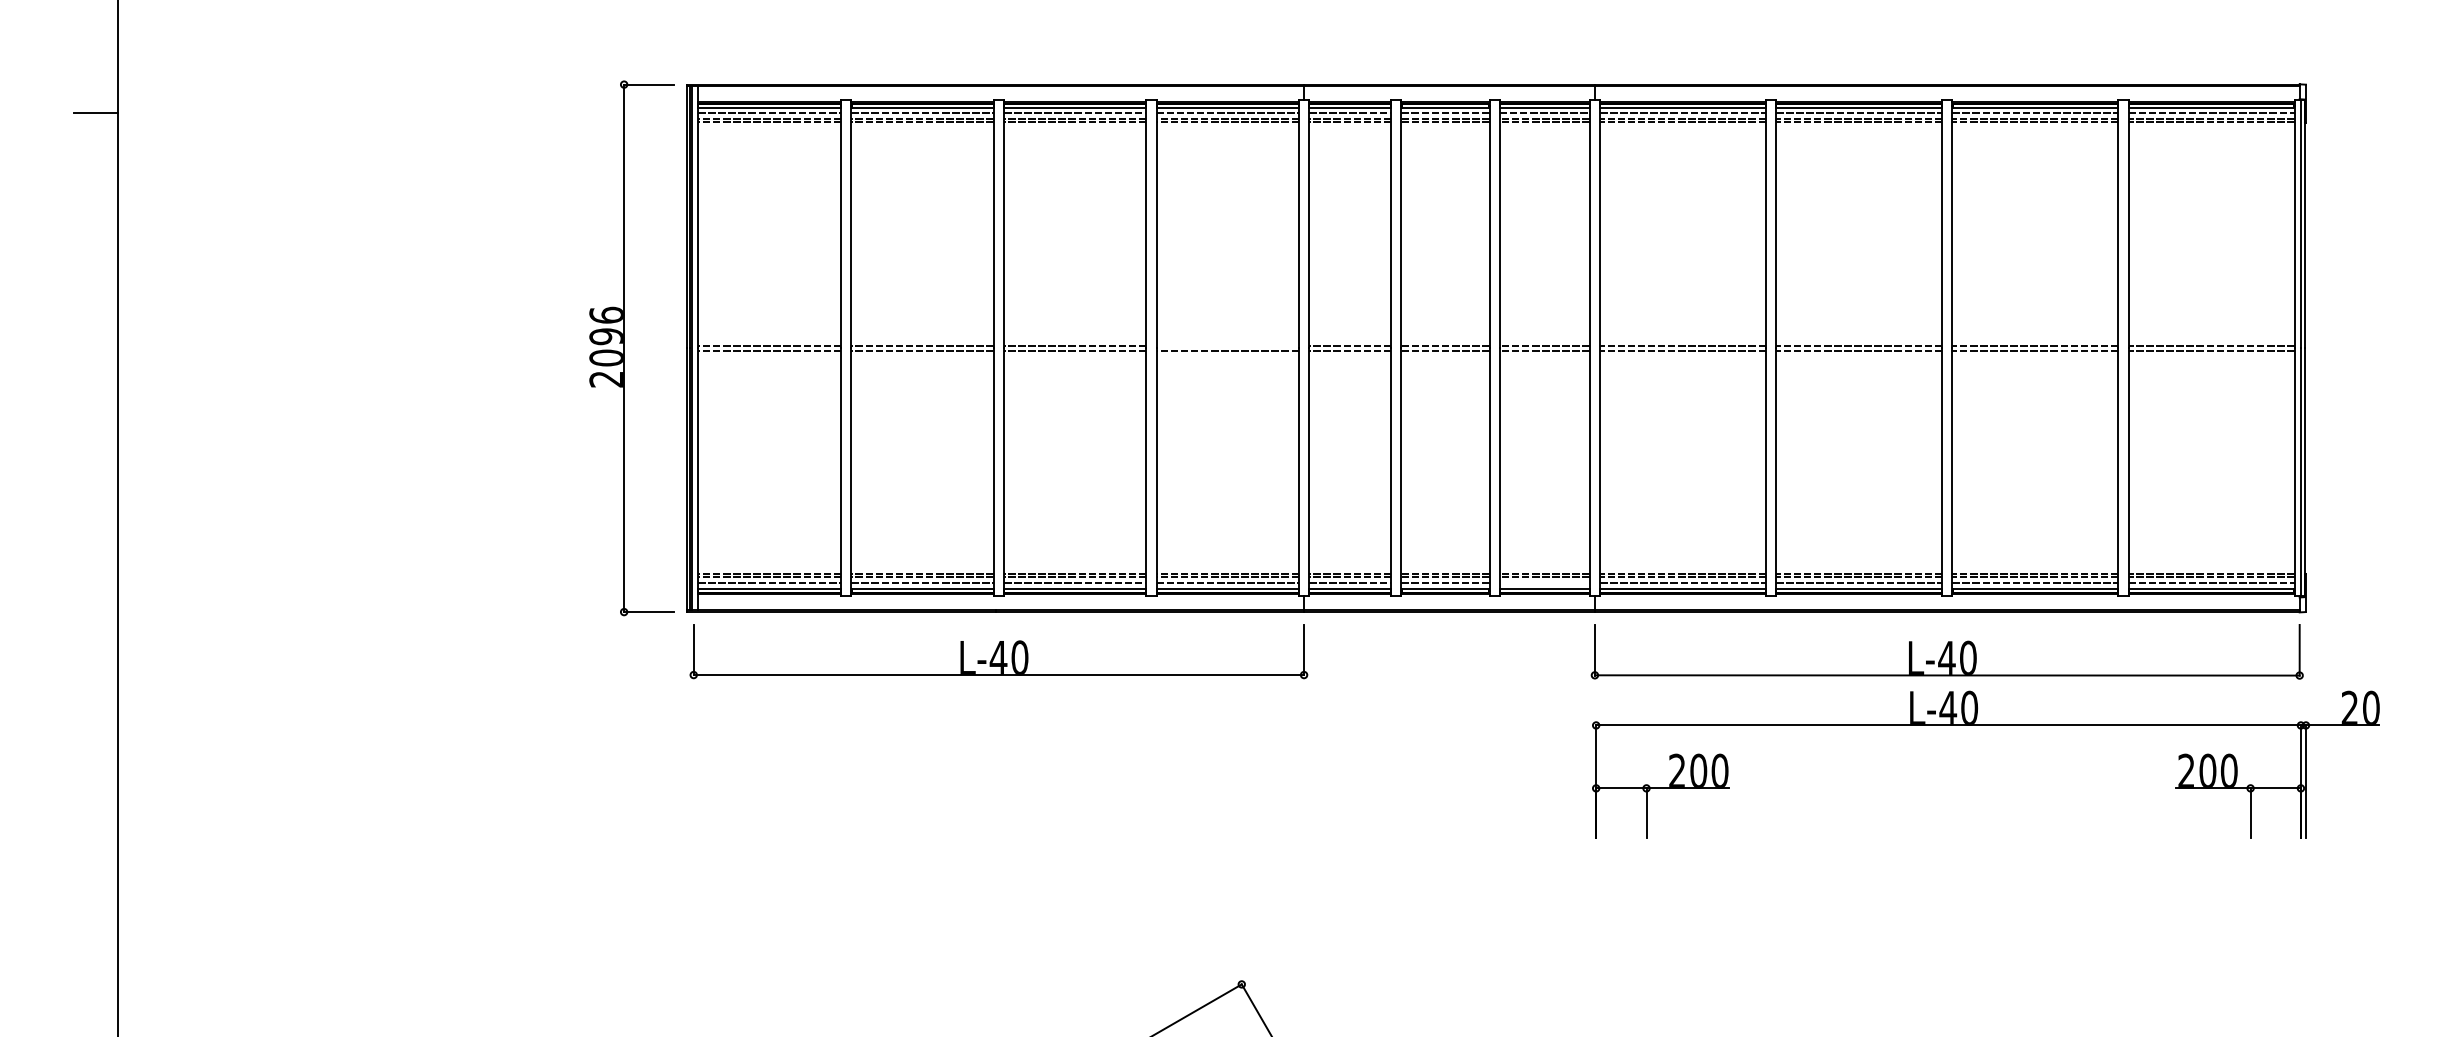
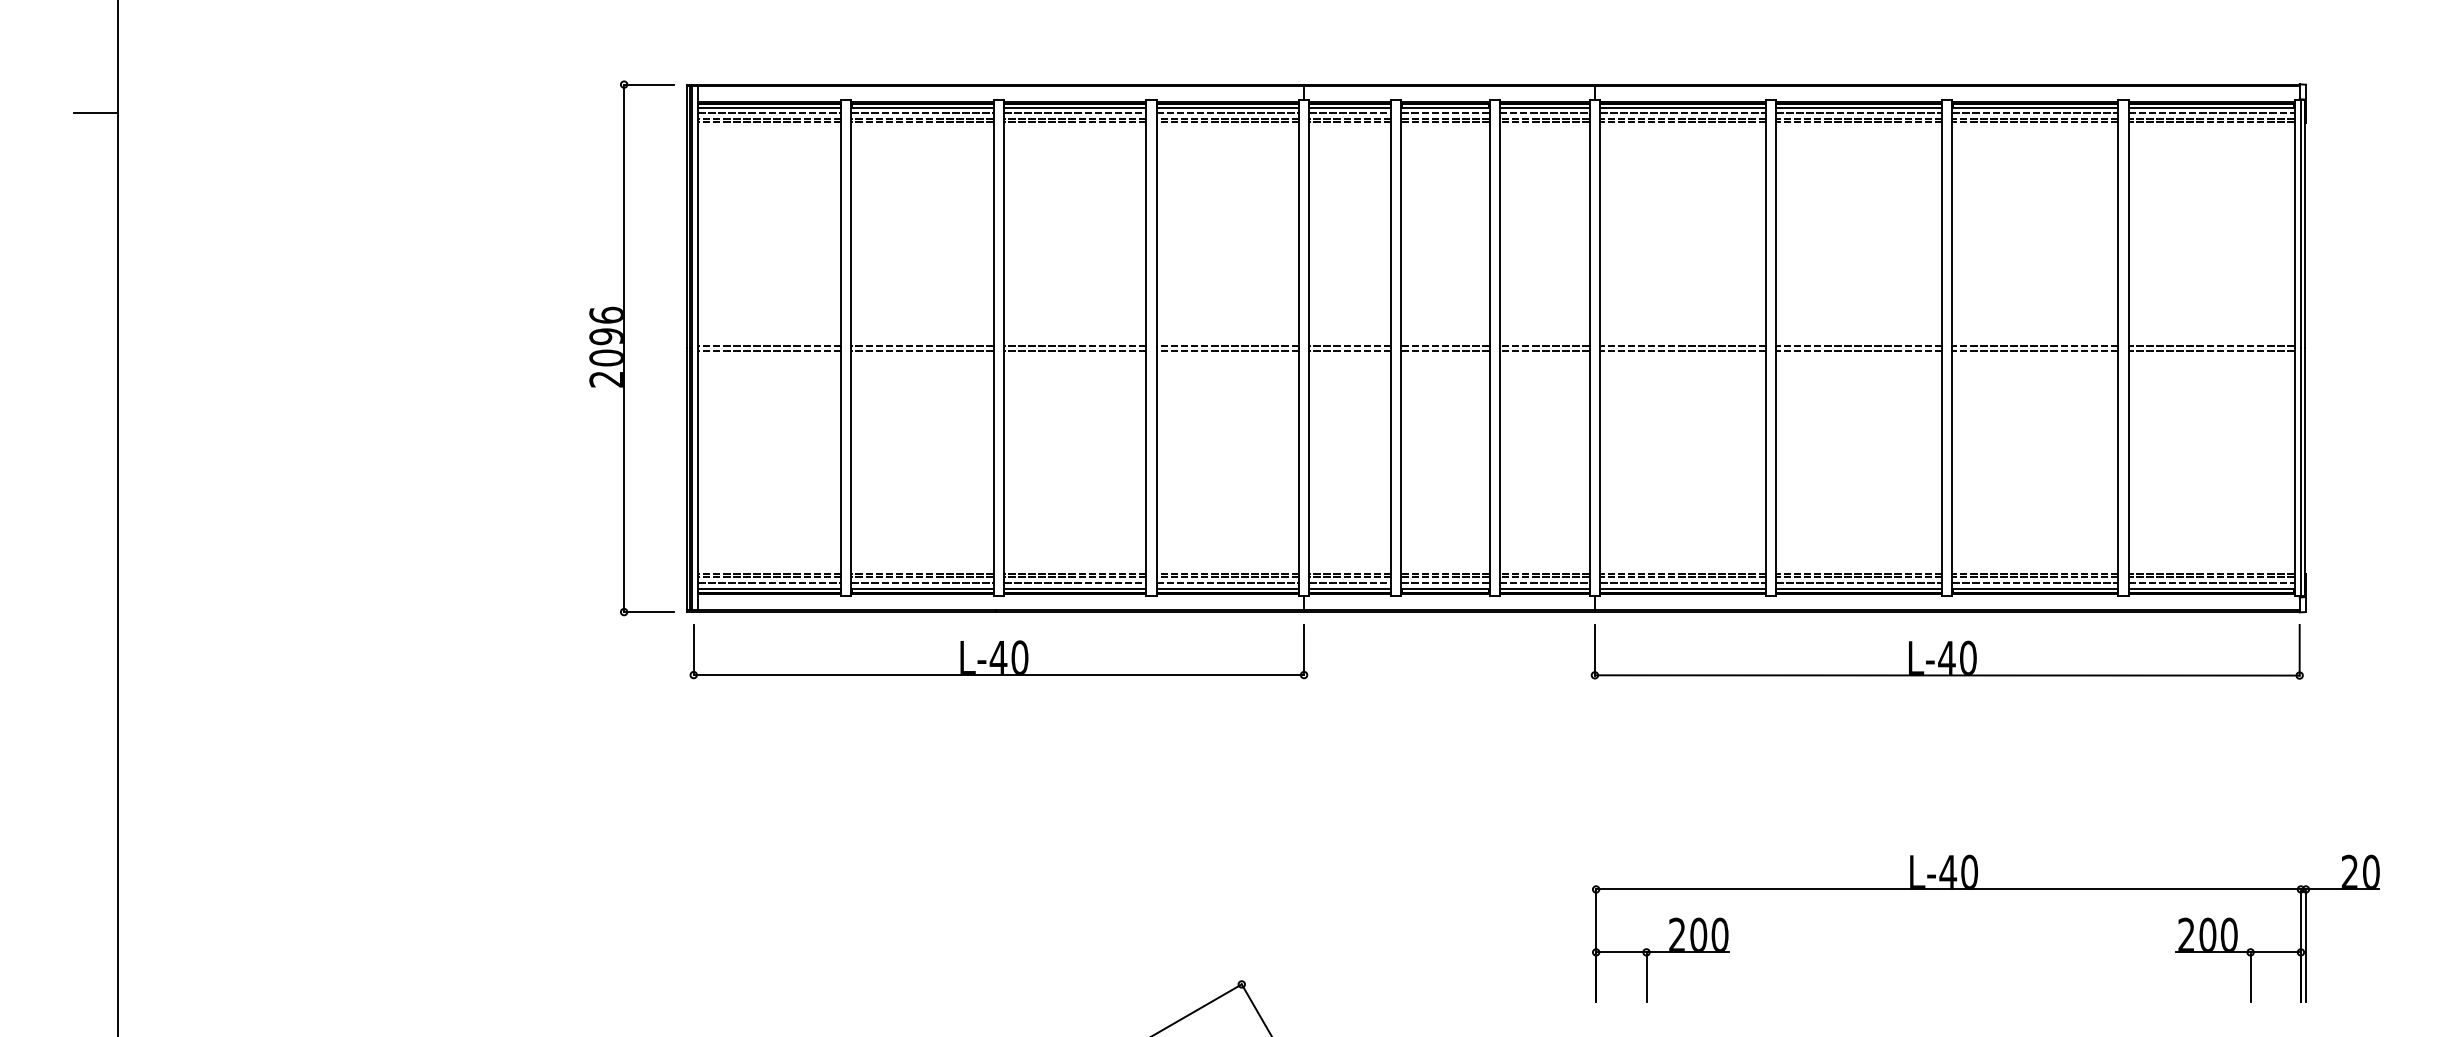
line: none -> present (1227, 345)
line: none -> present (1544, 583)
part position: (1985, 725) -> (1985, 889) (1985, 889)
